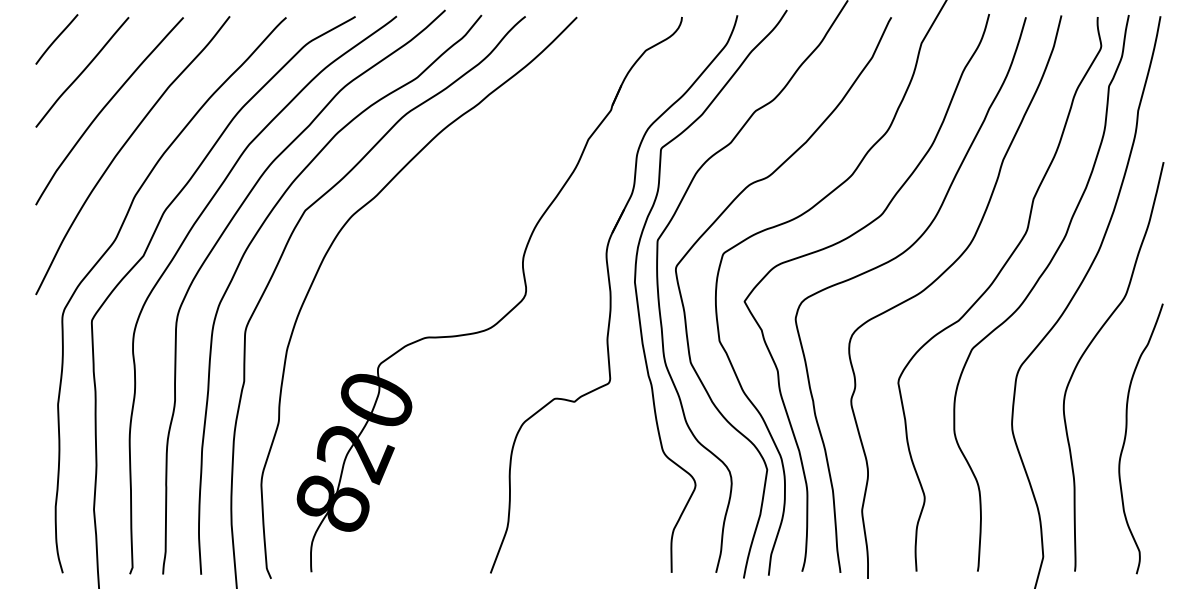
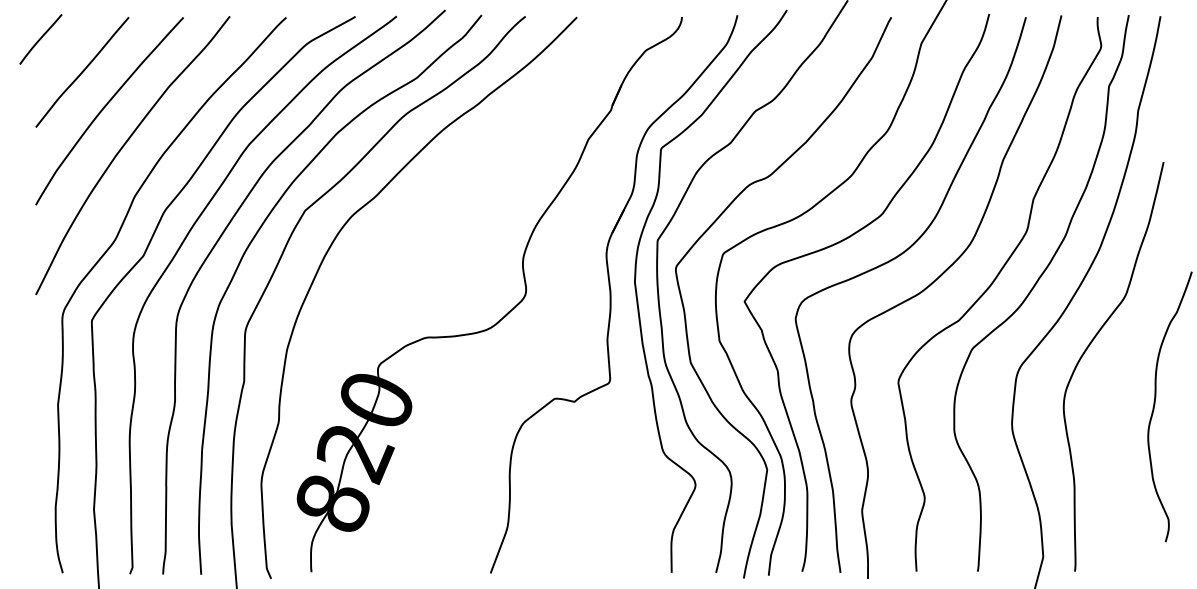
curve position: (56, 39) -> (40, 39) (40, 39)
curve position: (1126, 437) -> (1155, 405) (1155, 405)
